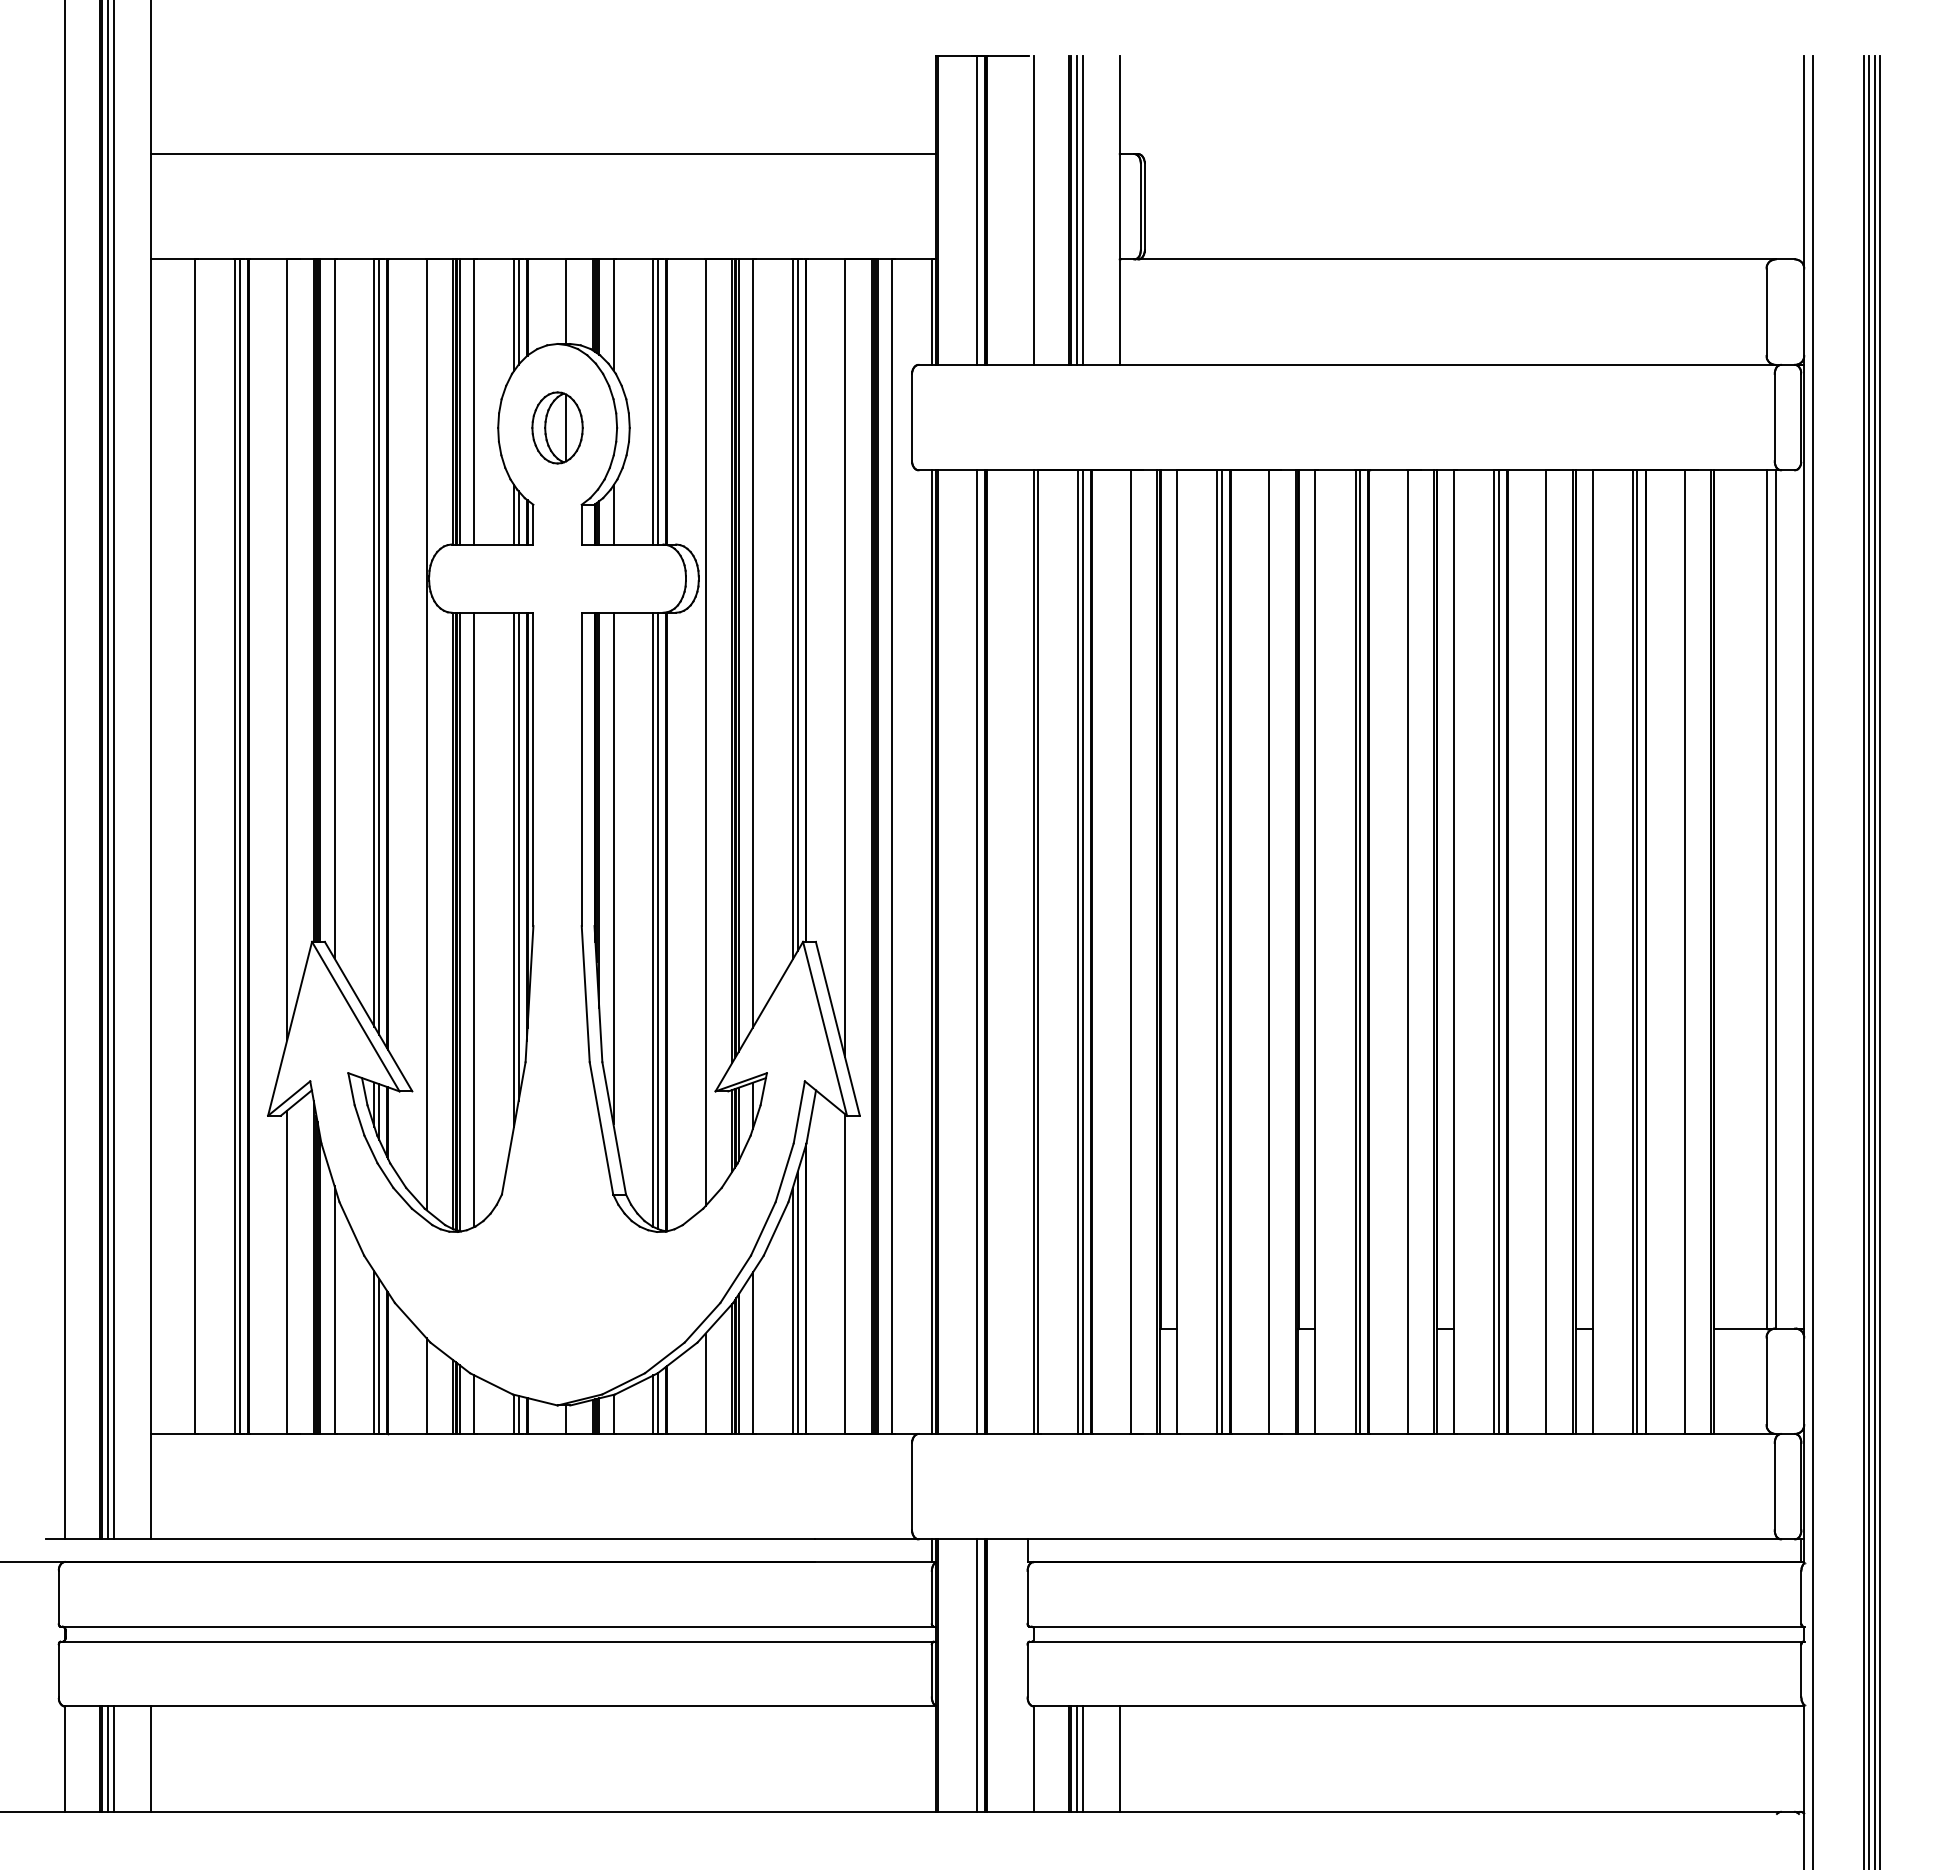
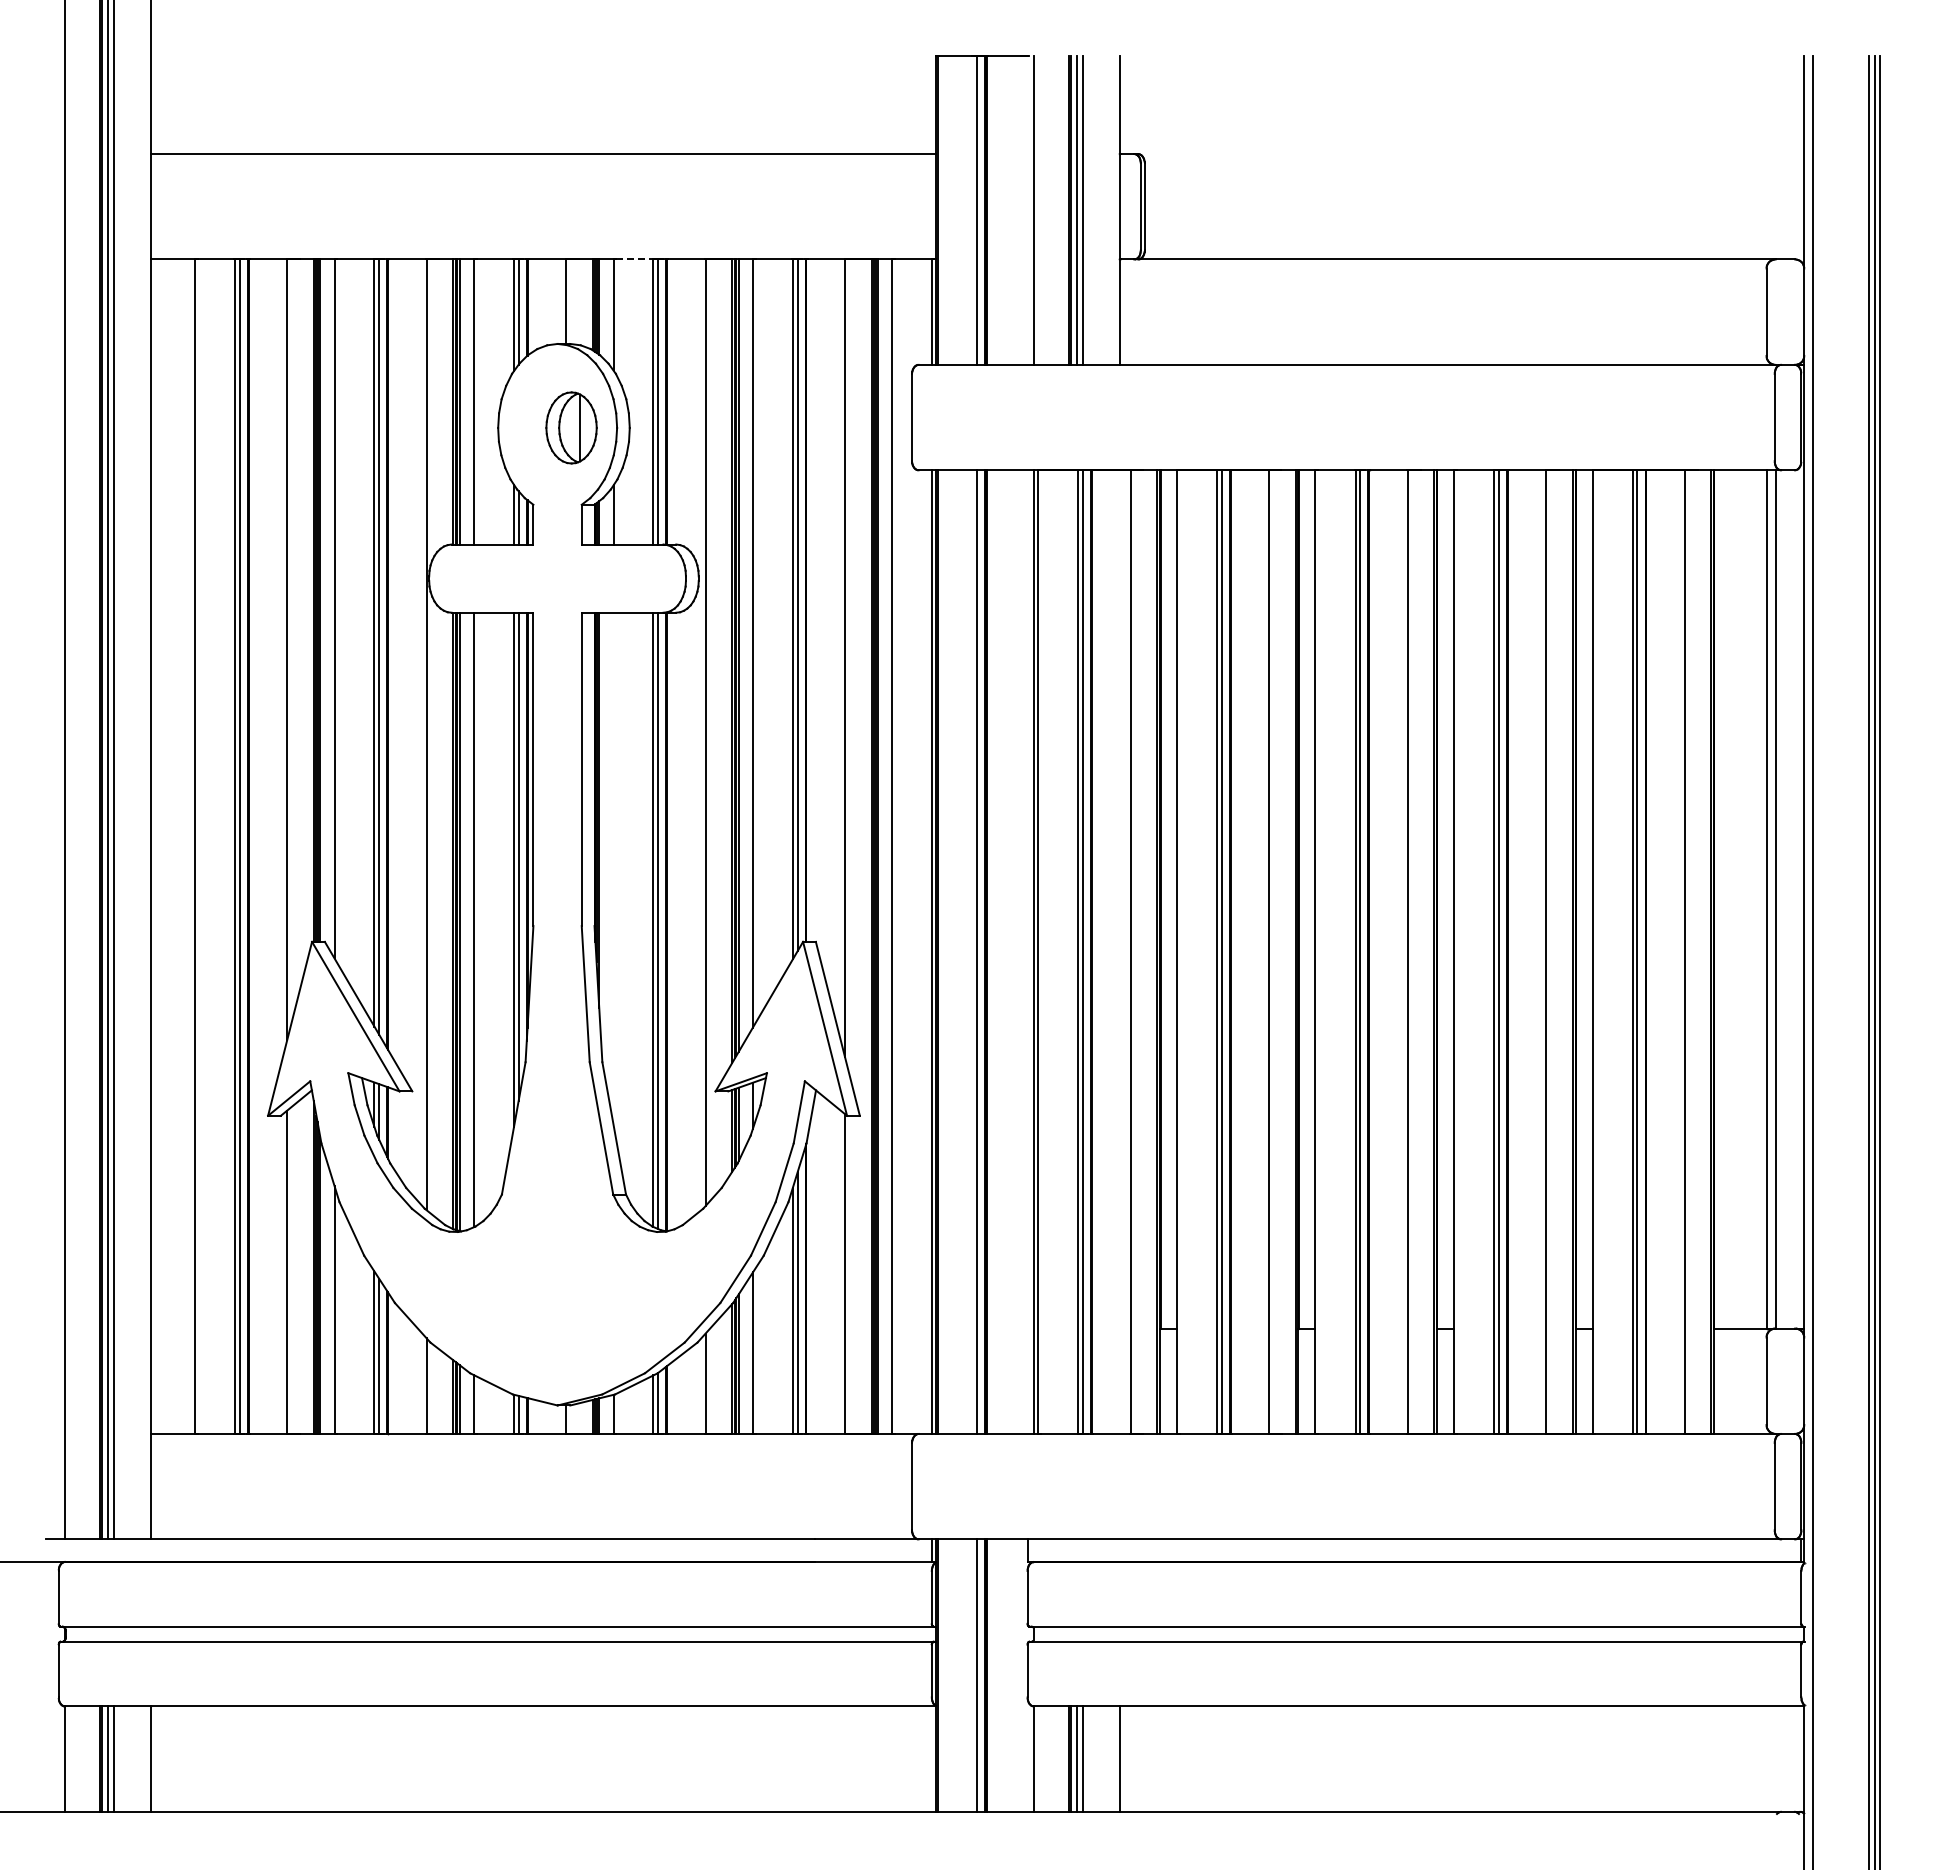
line: solid -> dashed (634, 259)
part position: (557, 427) -> (571, 427) (571, 427)
line: present -> none (613, 868)
line: present -> none (1864, 961)
